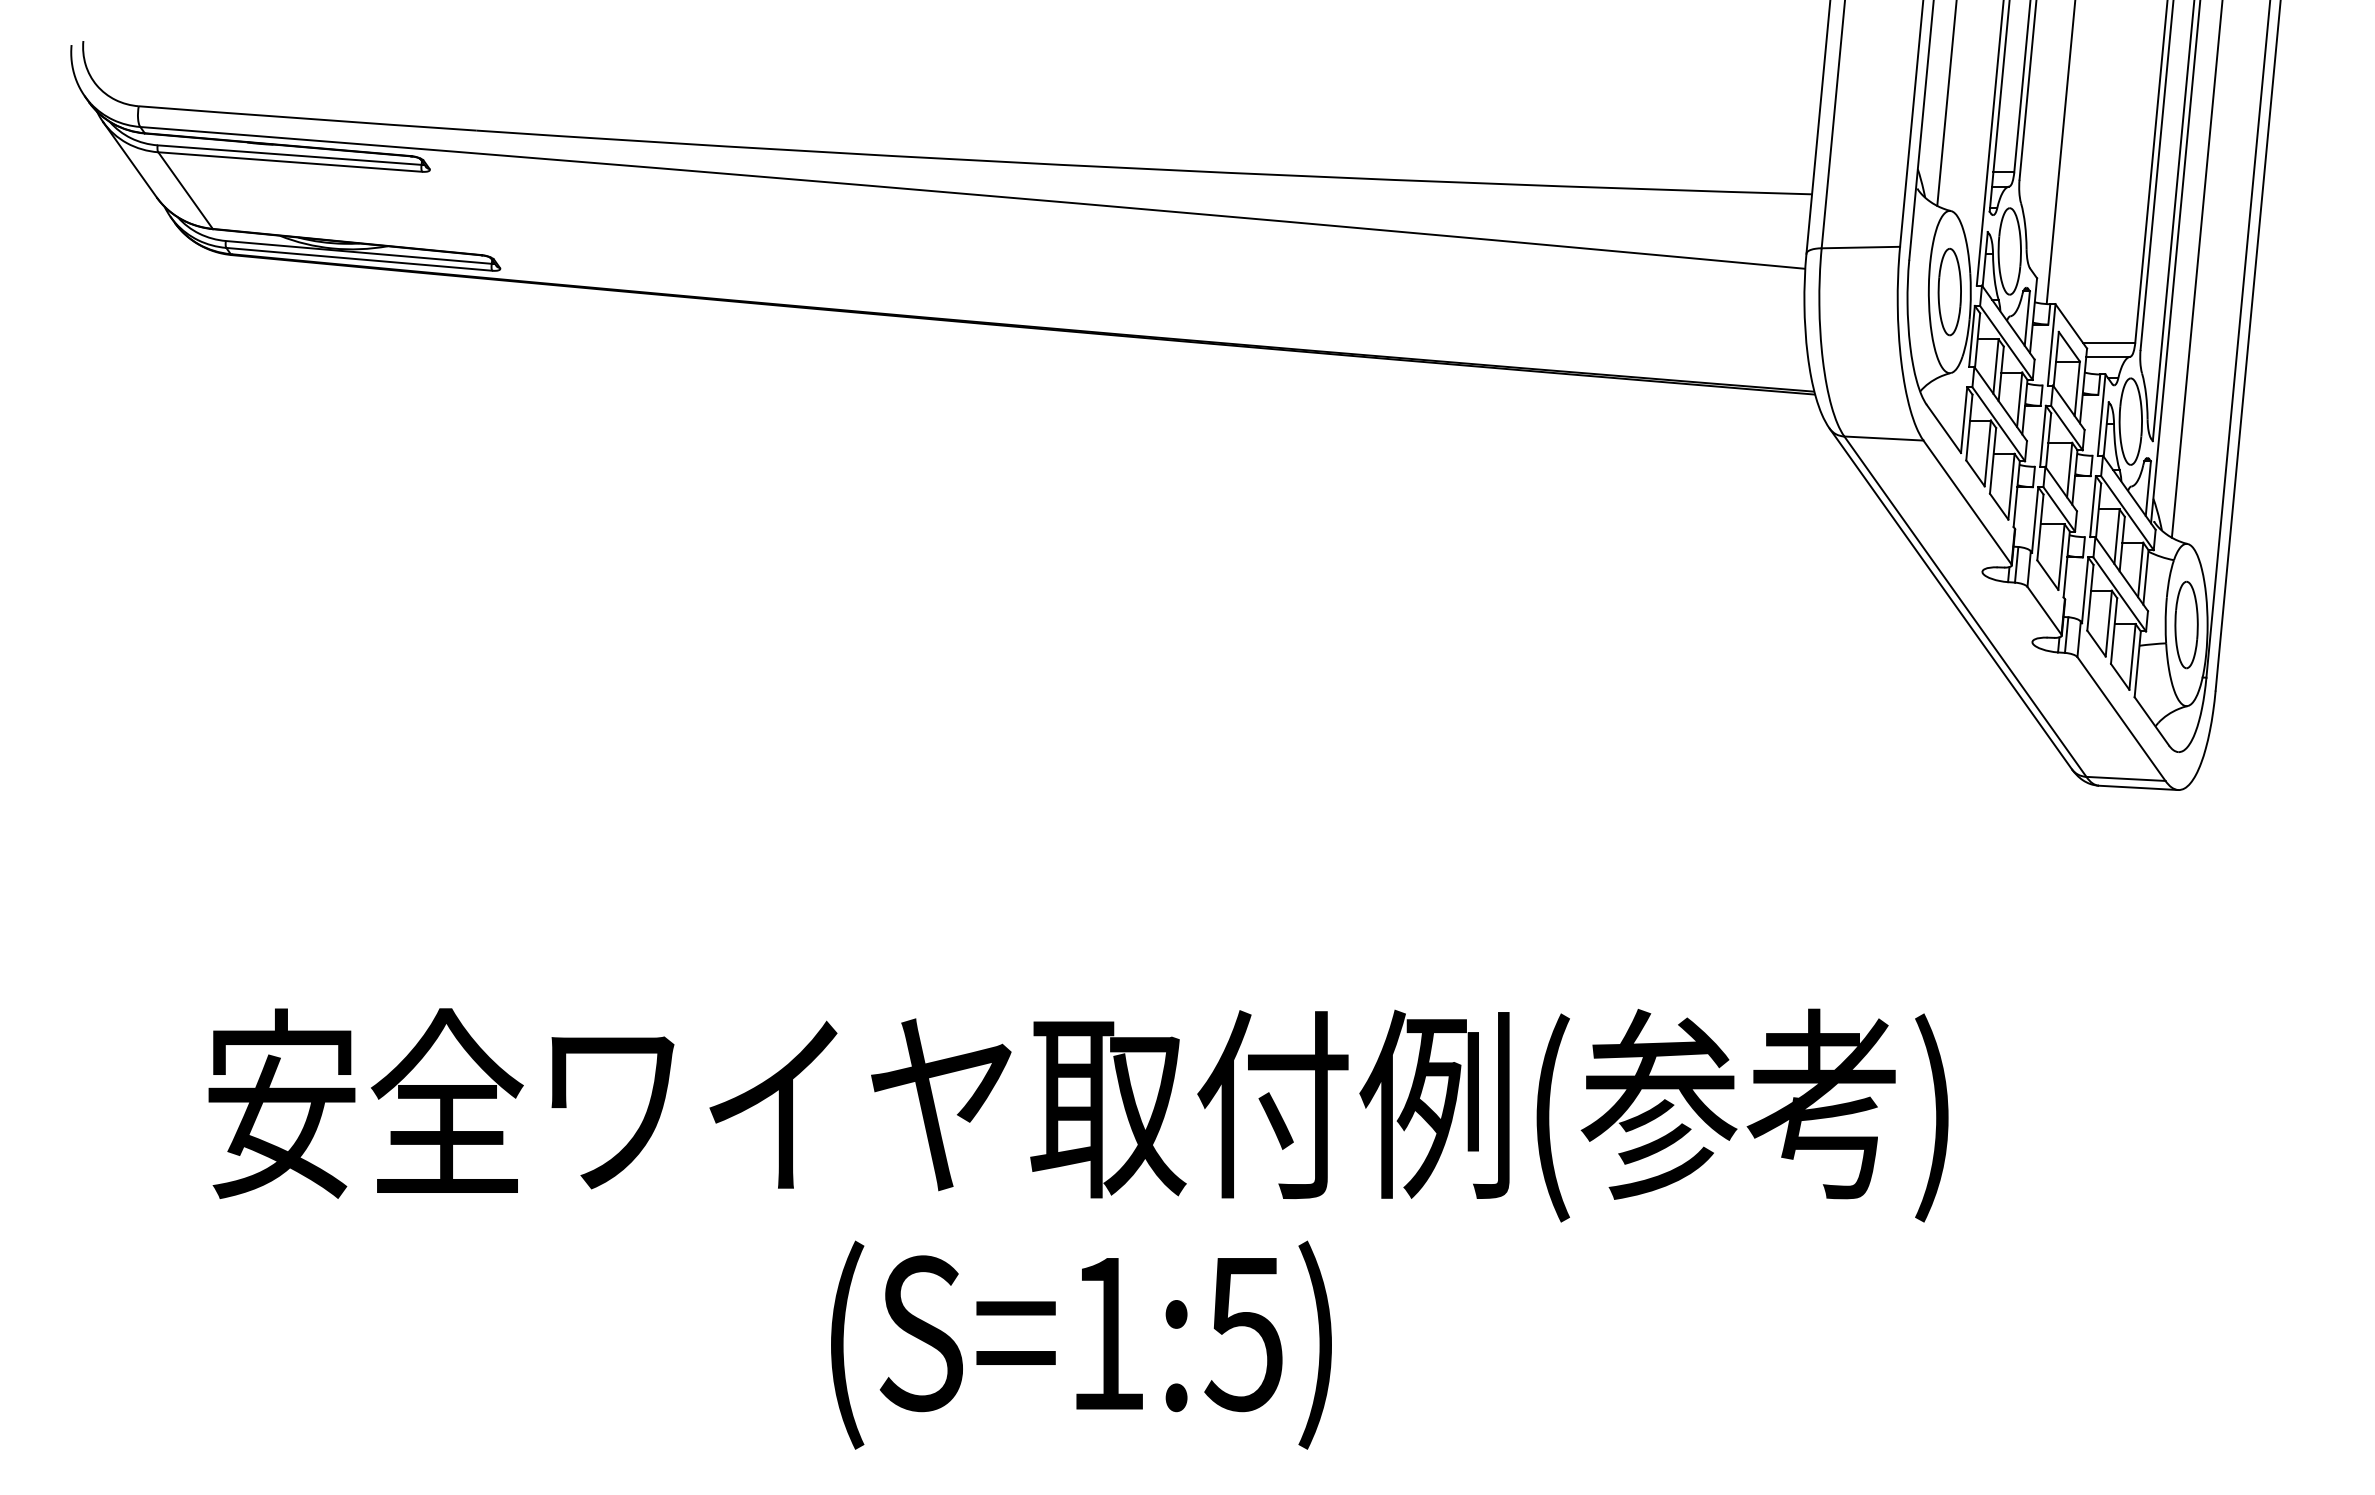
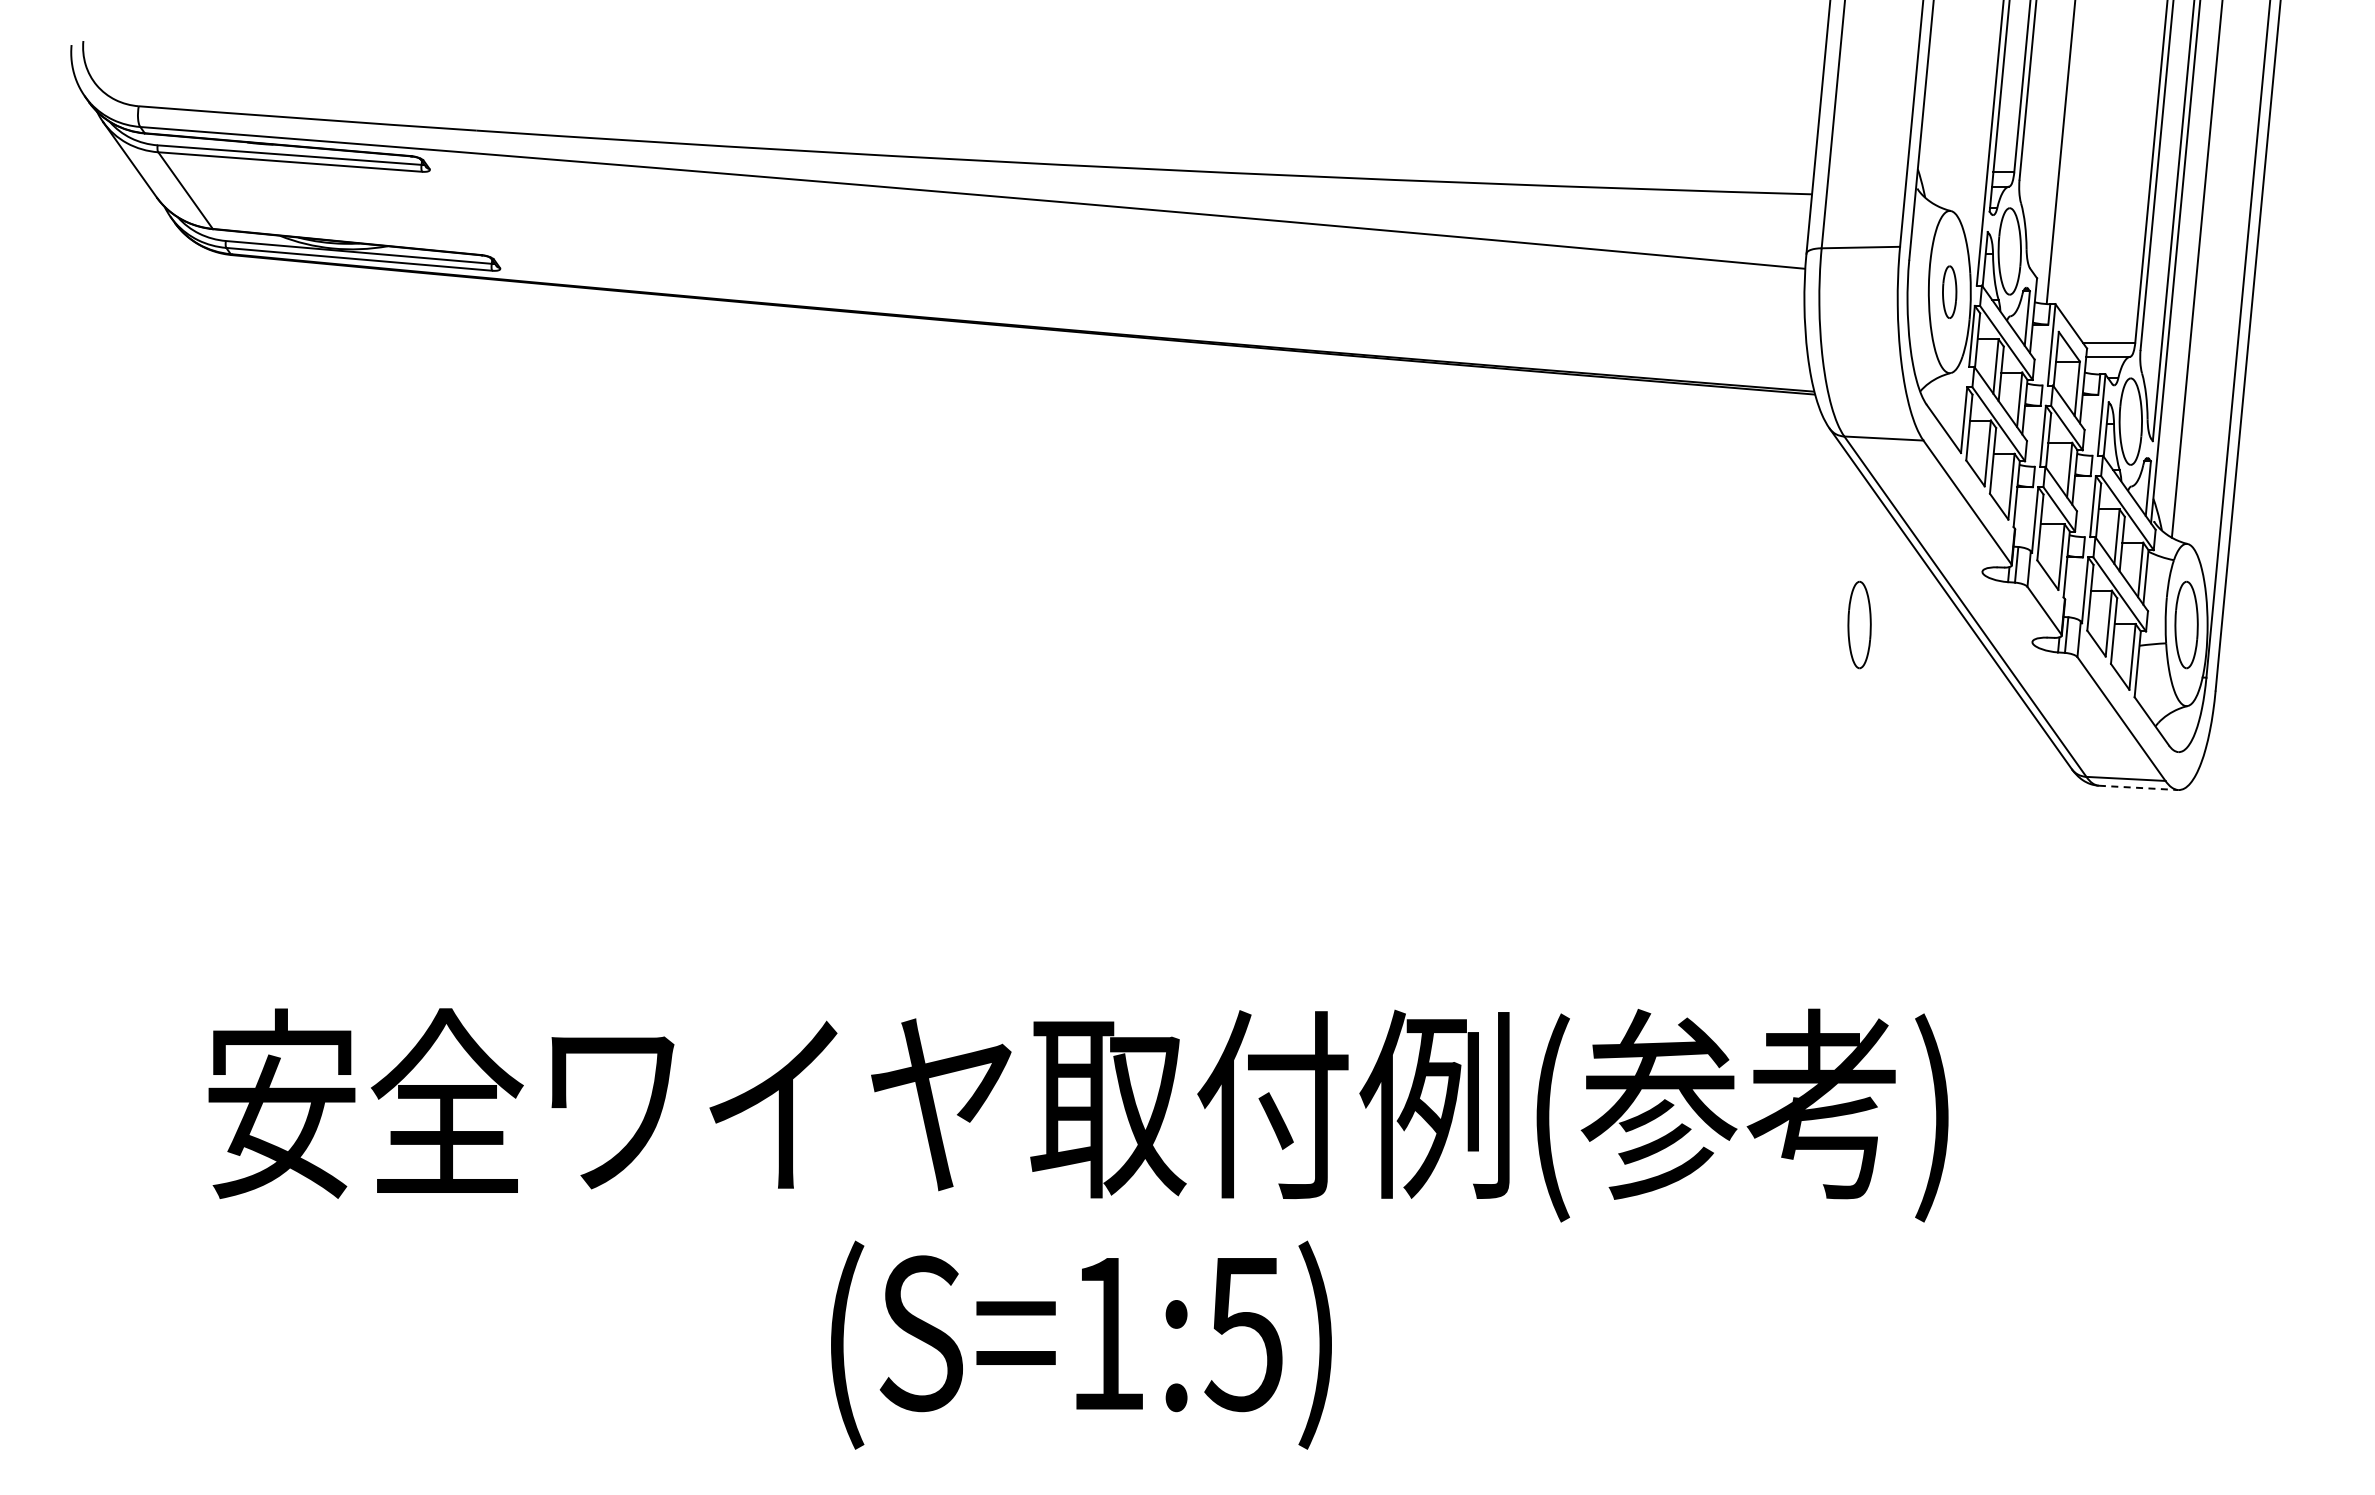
line: present -> none (1946, 103)
part size: 25x89 px -> 16x54 px (1949, 291)
part: none -> present (1859, 624)
line: solid -> dashed (2138, 787)
